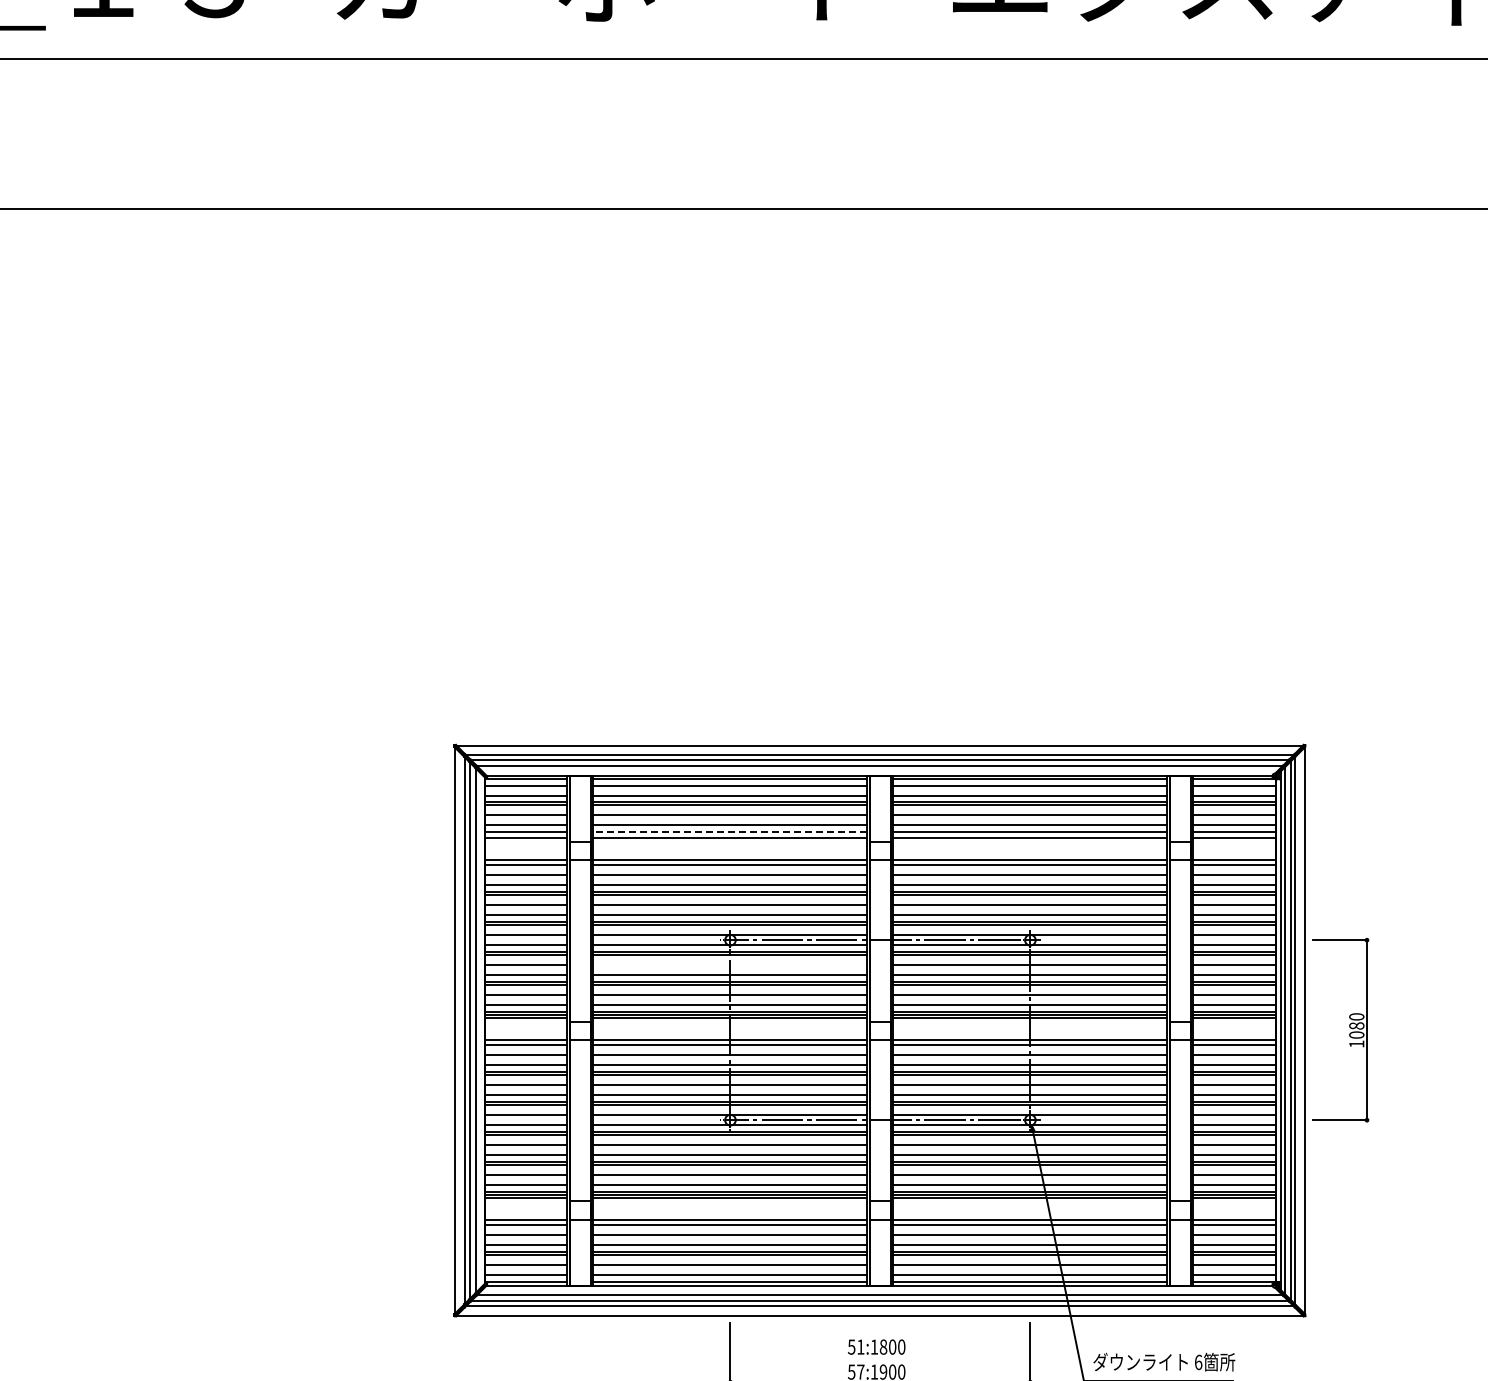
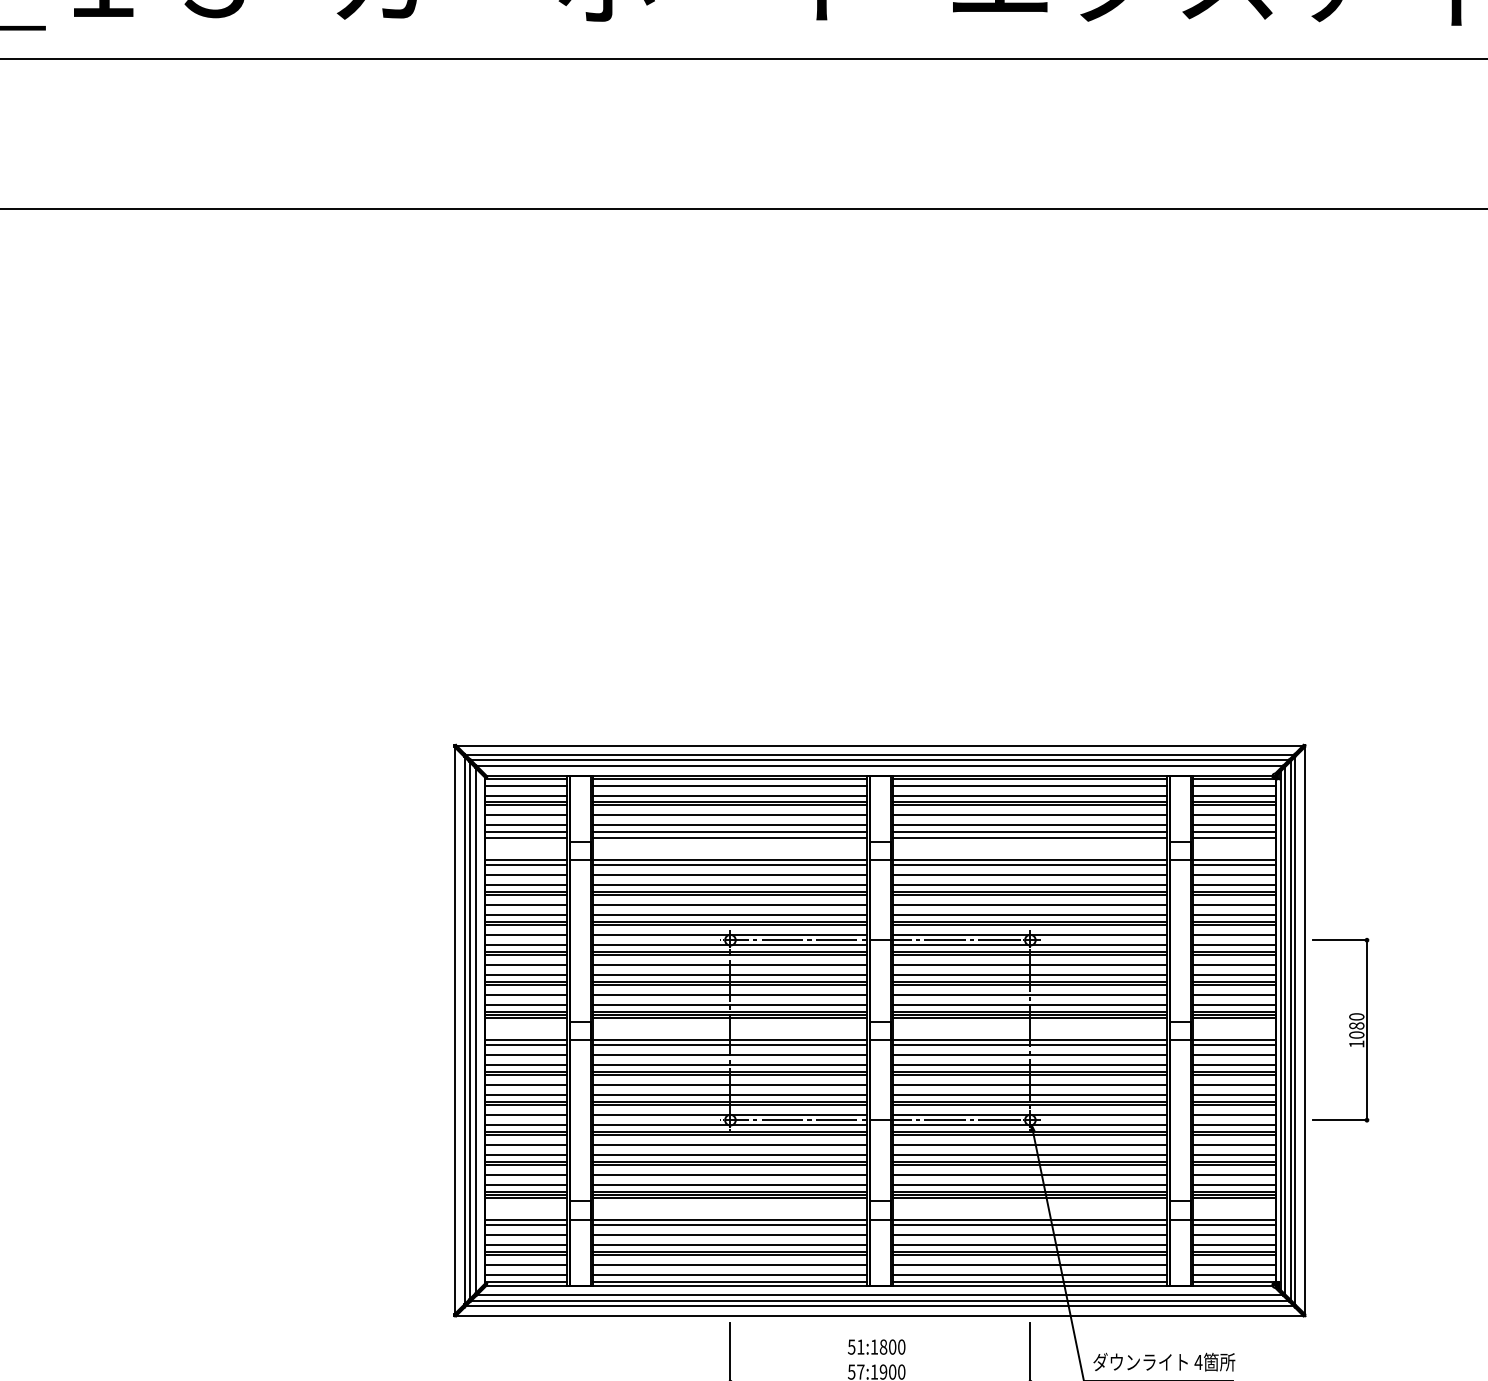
line: dashed -> solid (730, 832)
line: none -> present (730, 965)
text: 6 -> 4 (1198, 1362)
